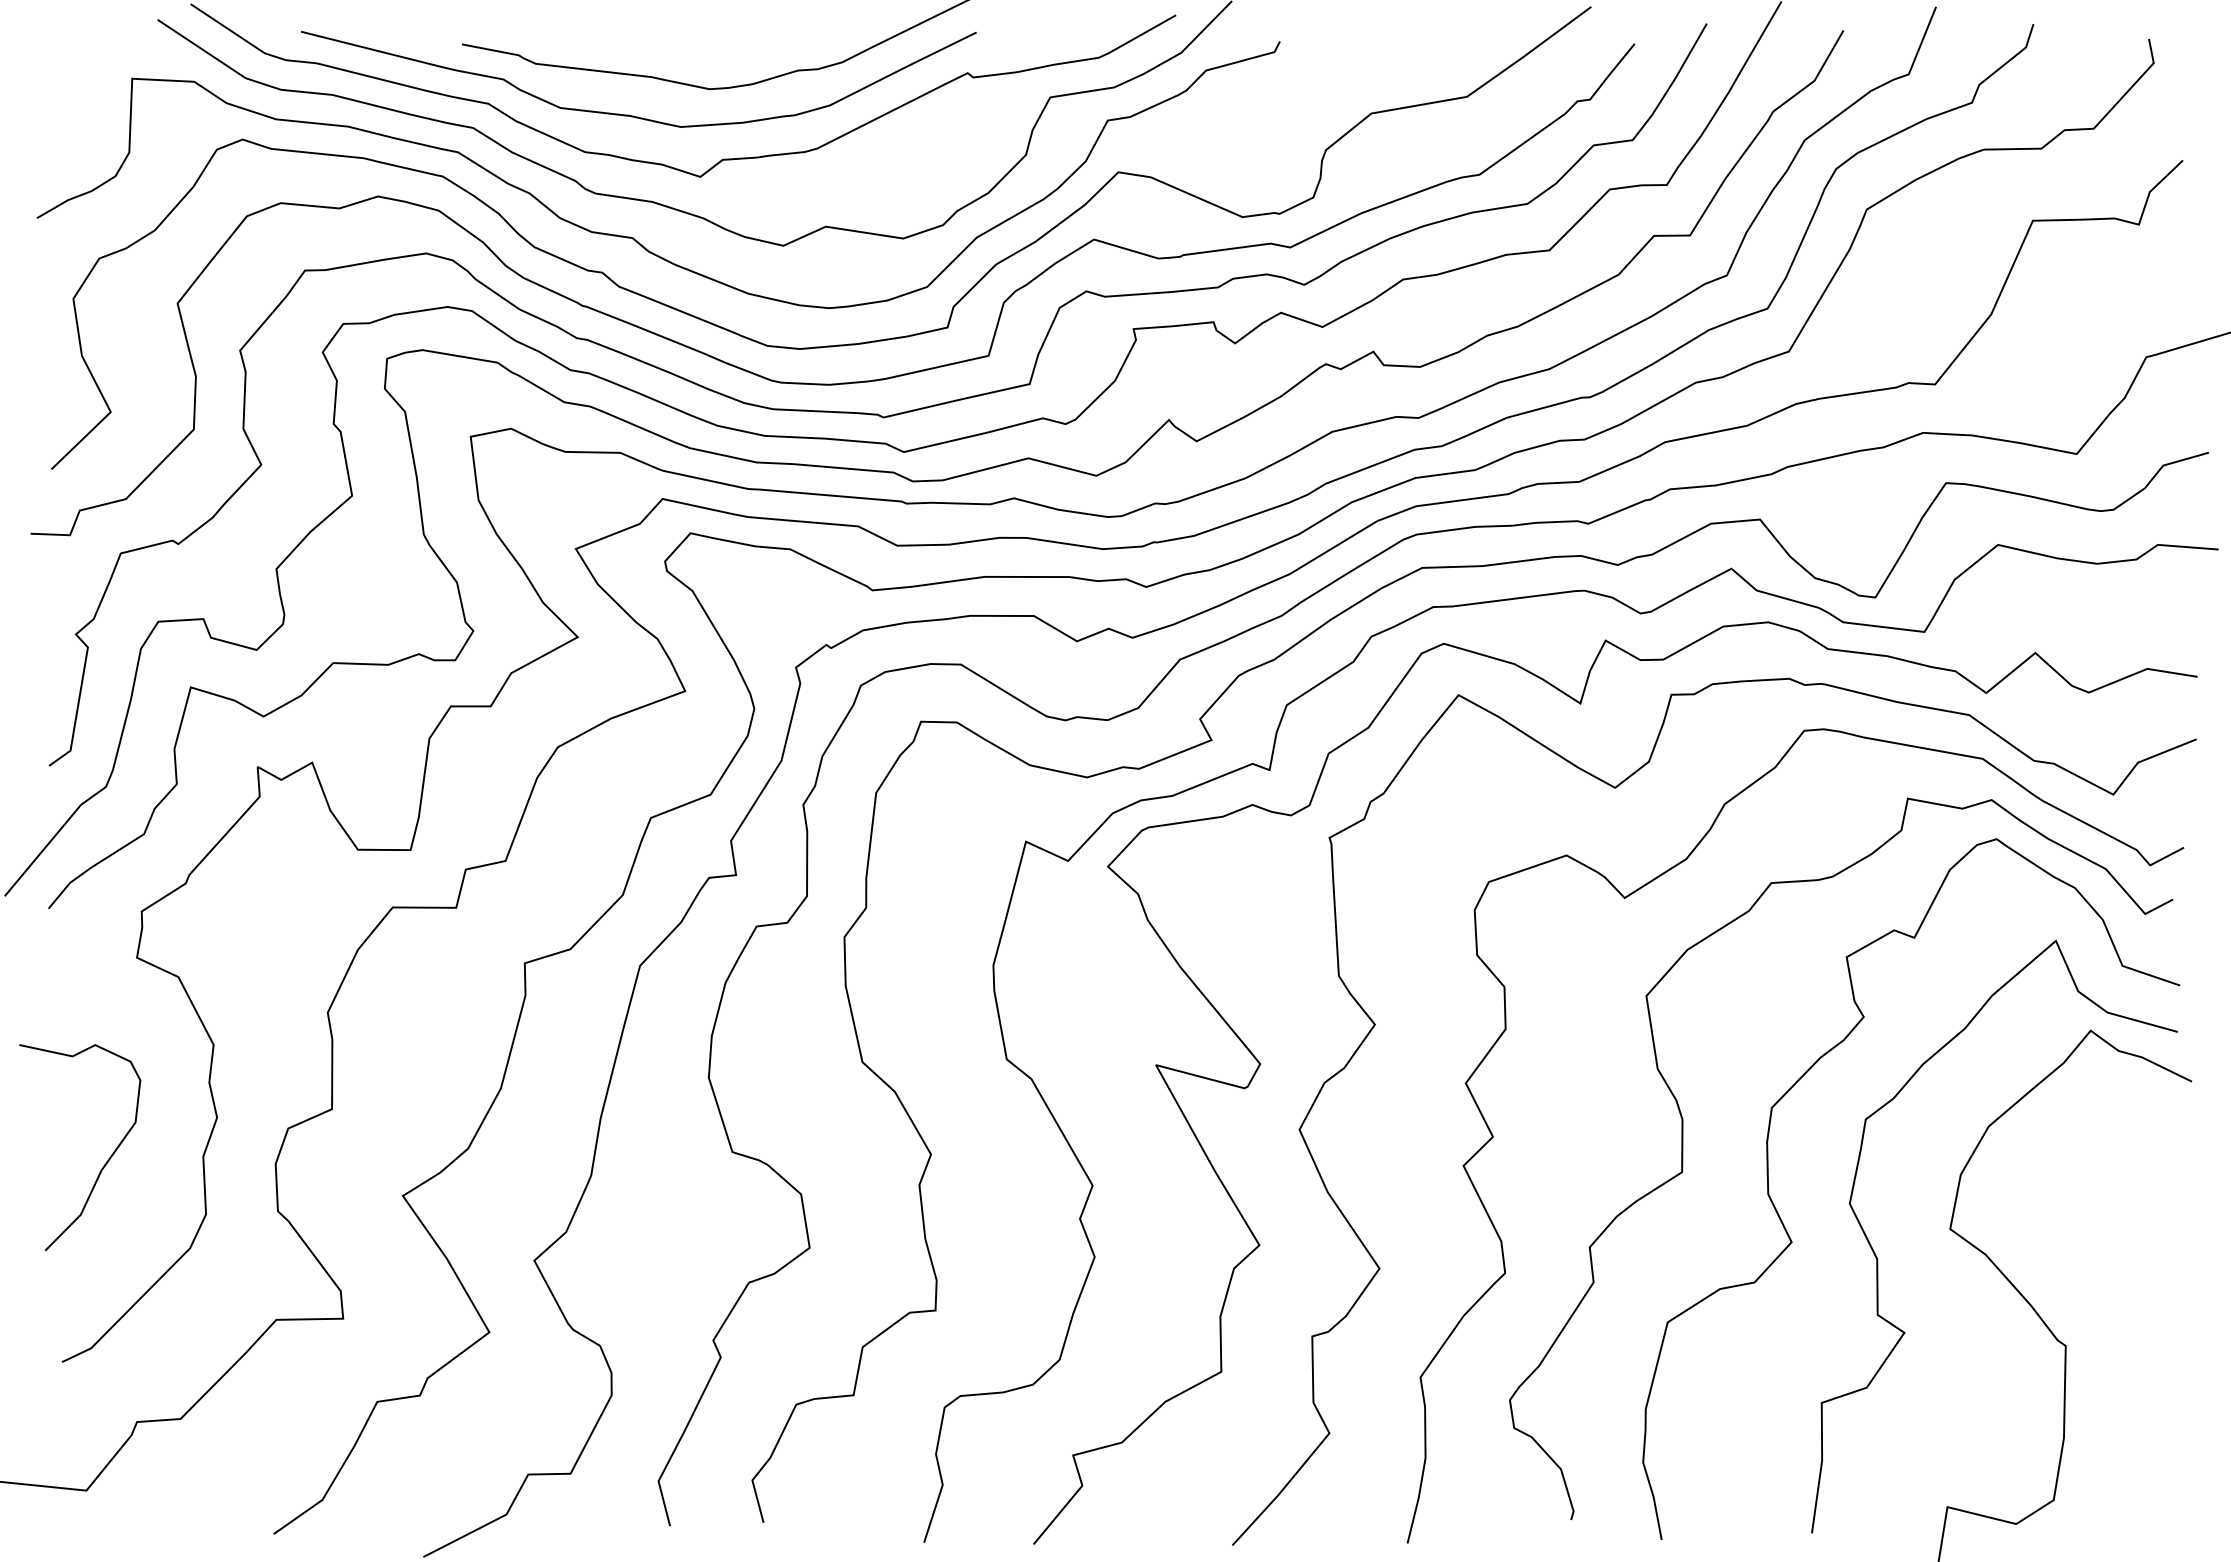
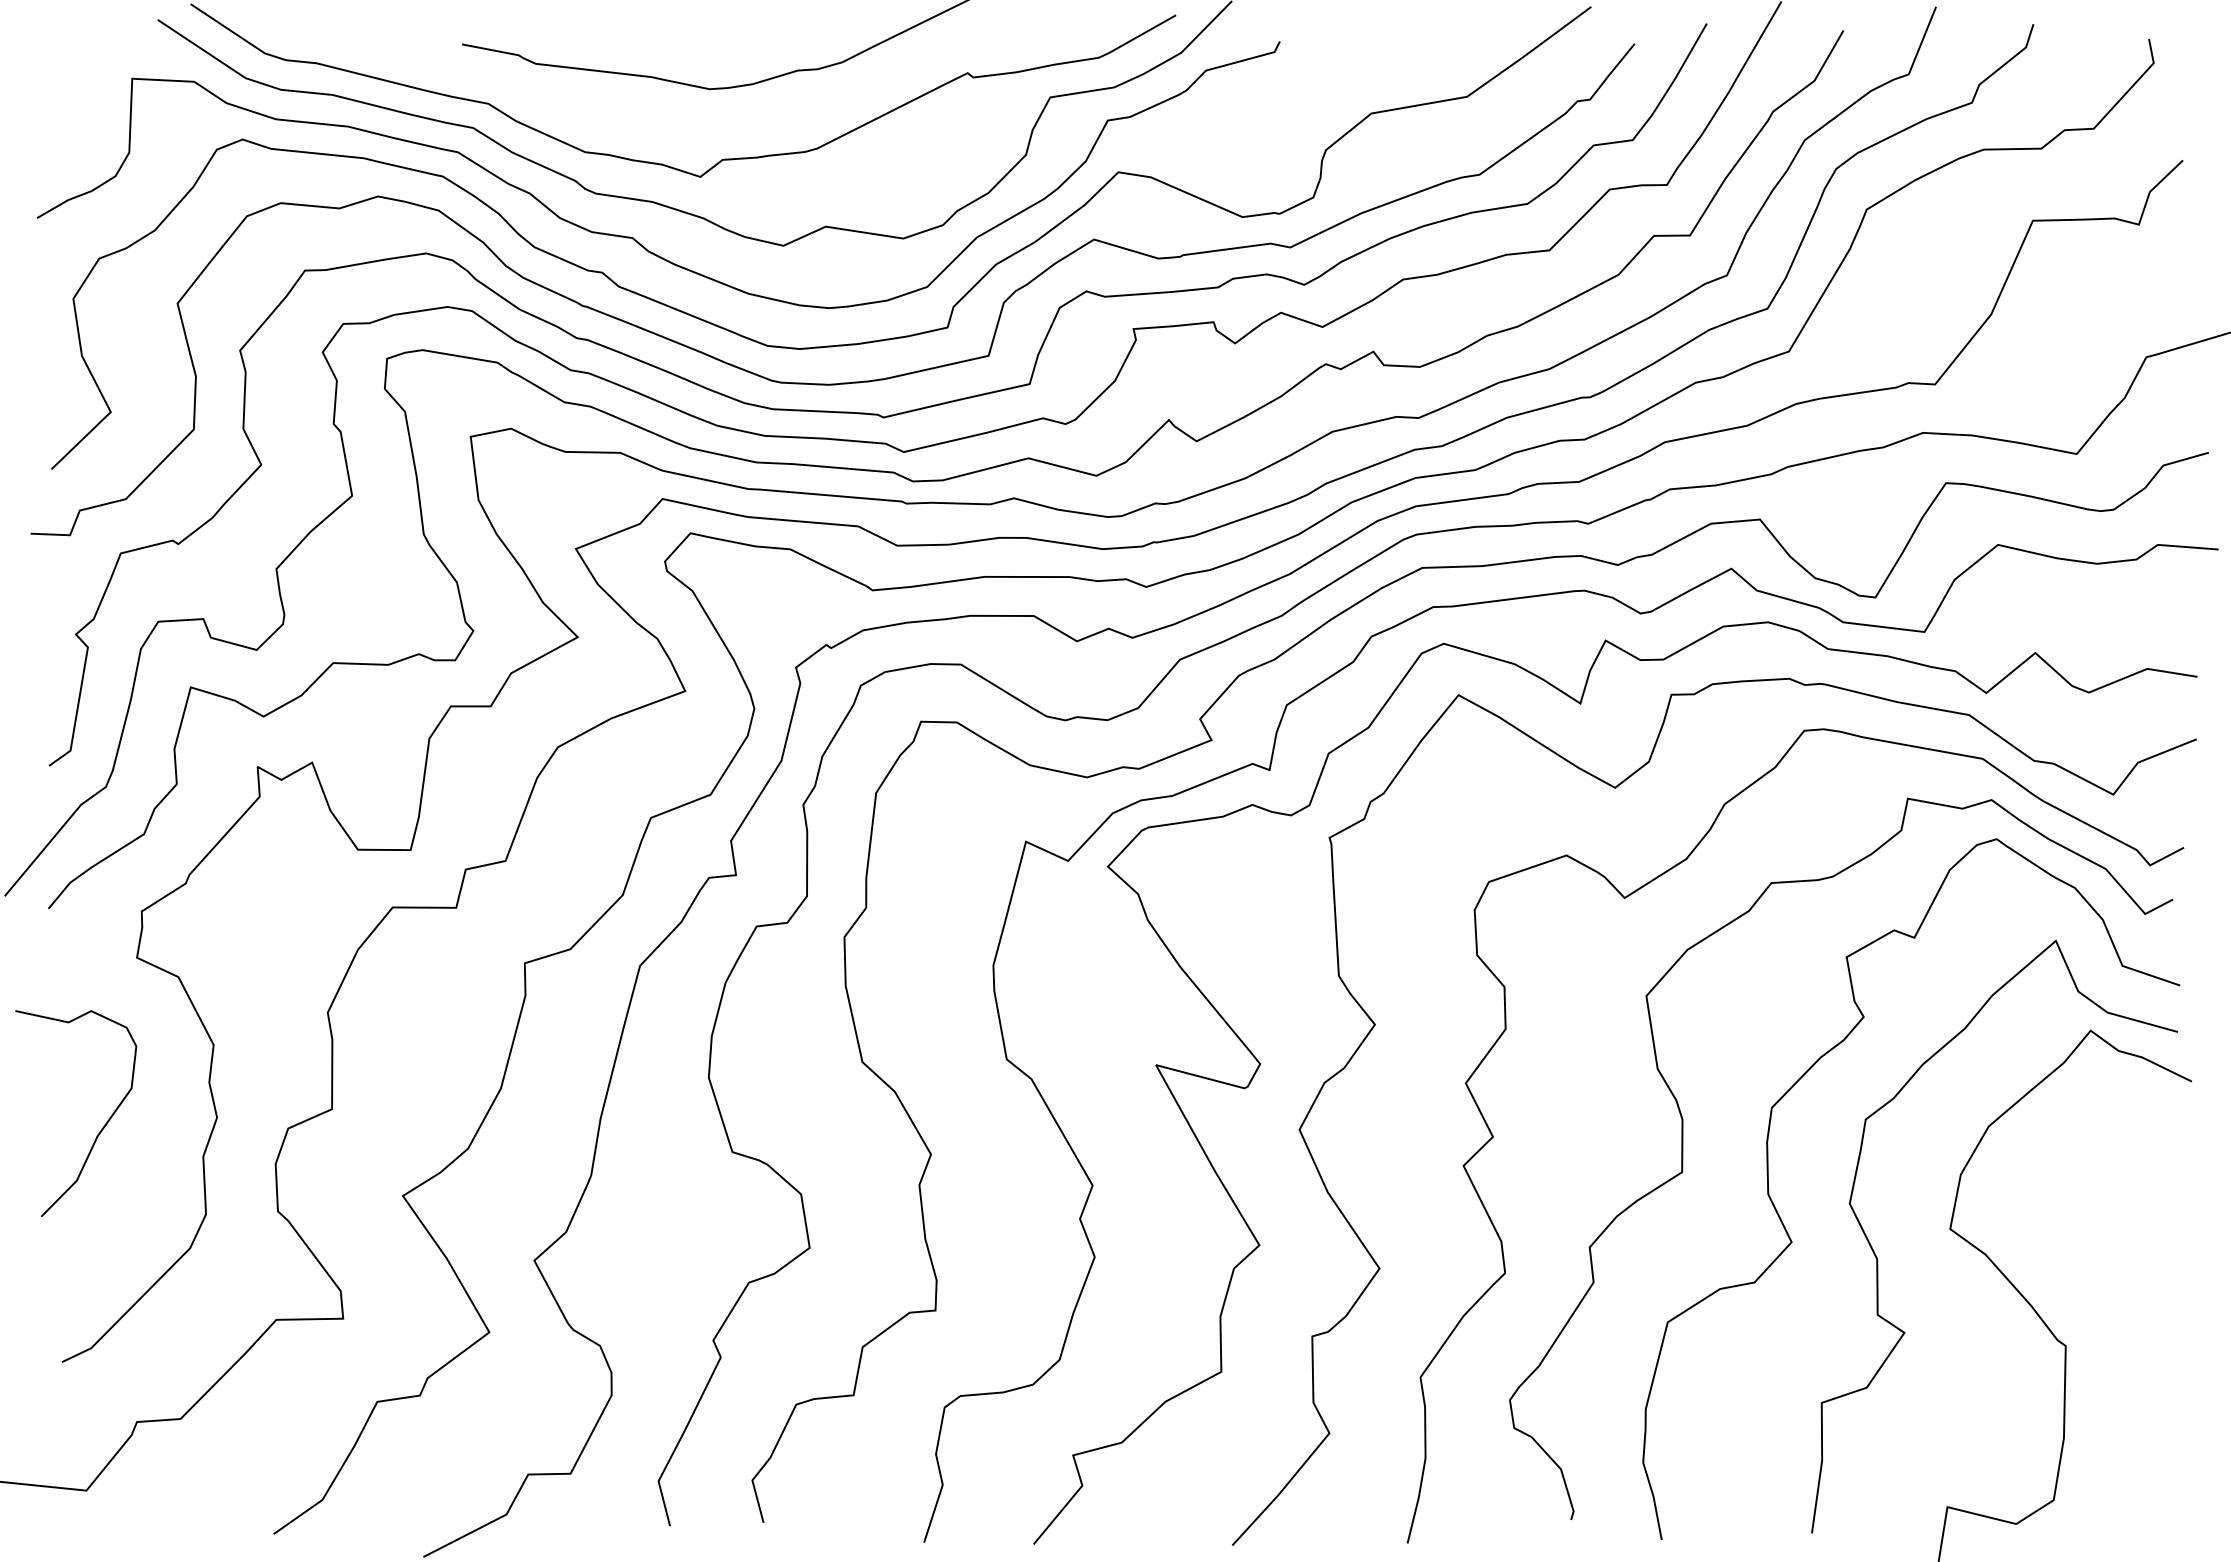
curve: present -> none (633, 115)
curve position: (103, 1165) -> (99, 1131) (99, 1131)
